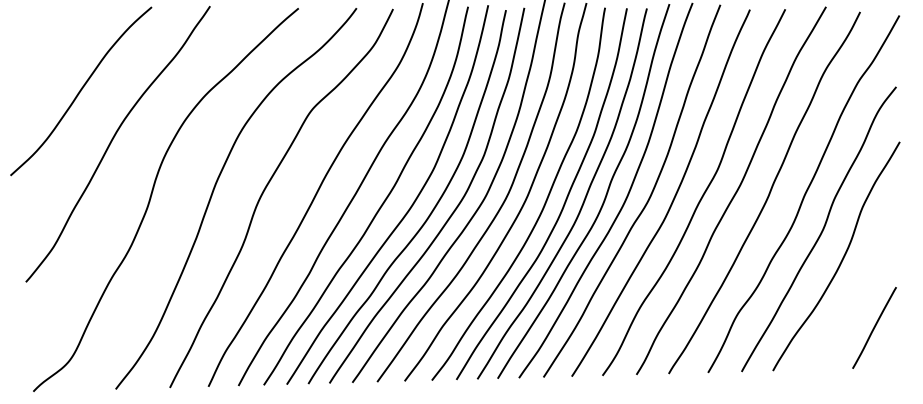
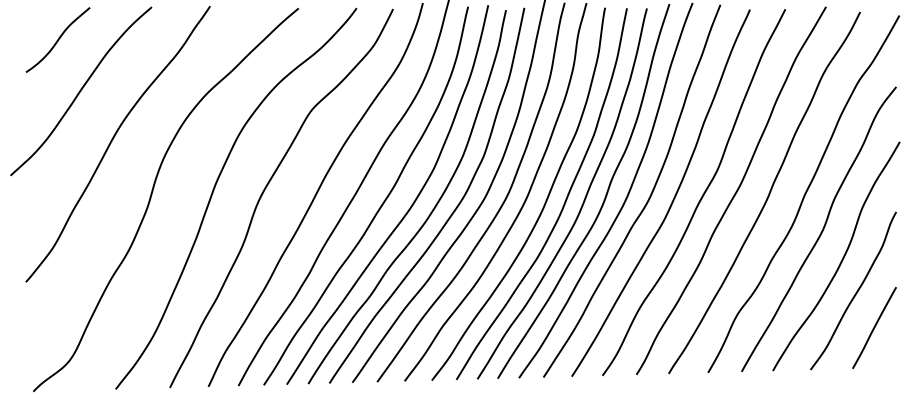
curve: none -> present (57, 39)
curve: none -> present (855, 292)
